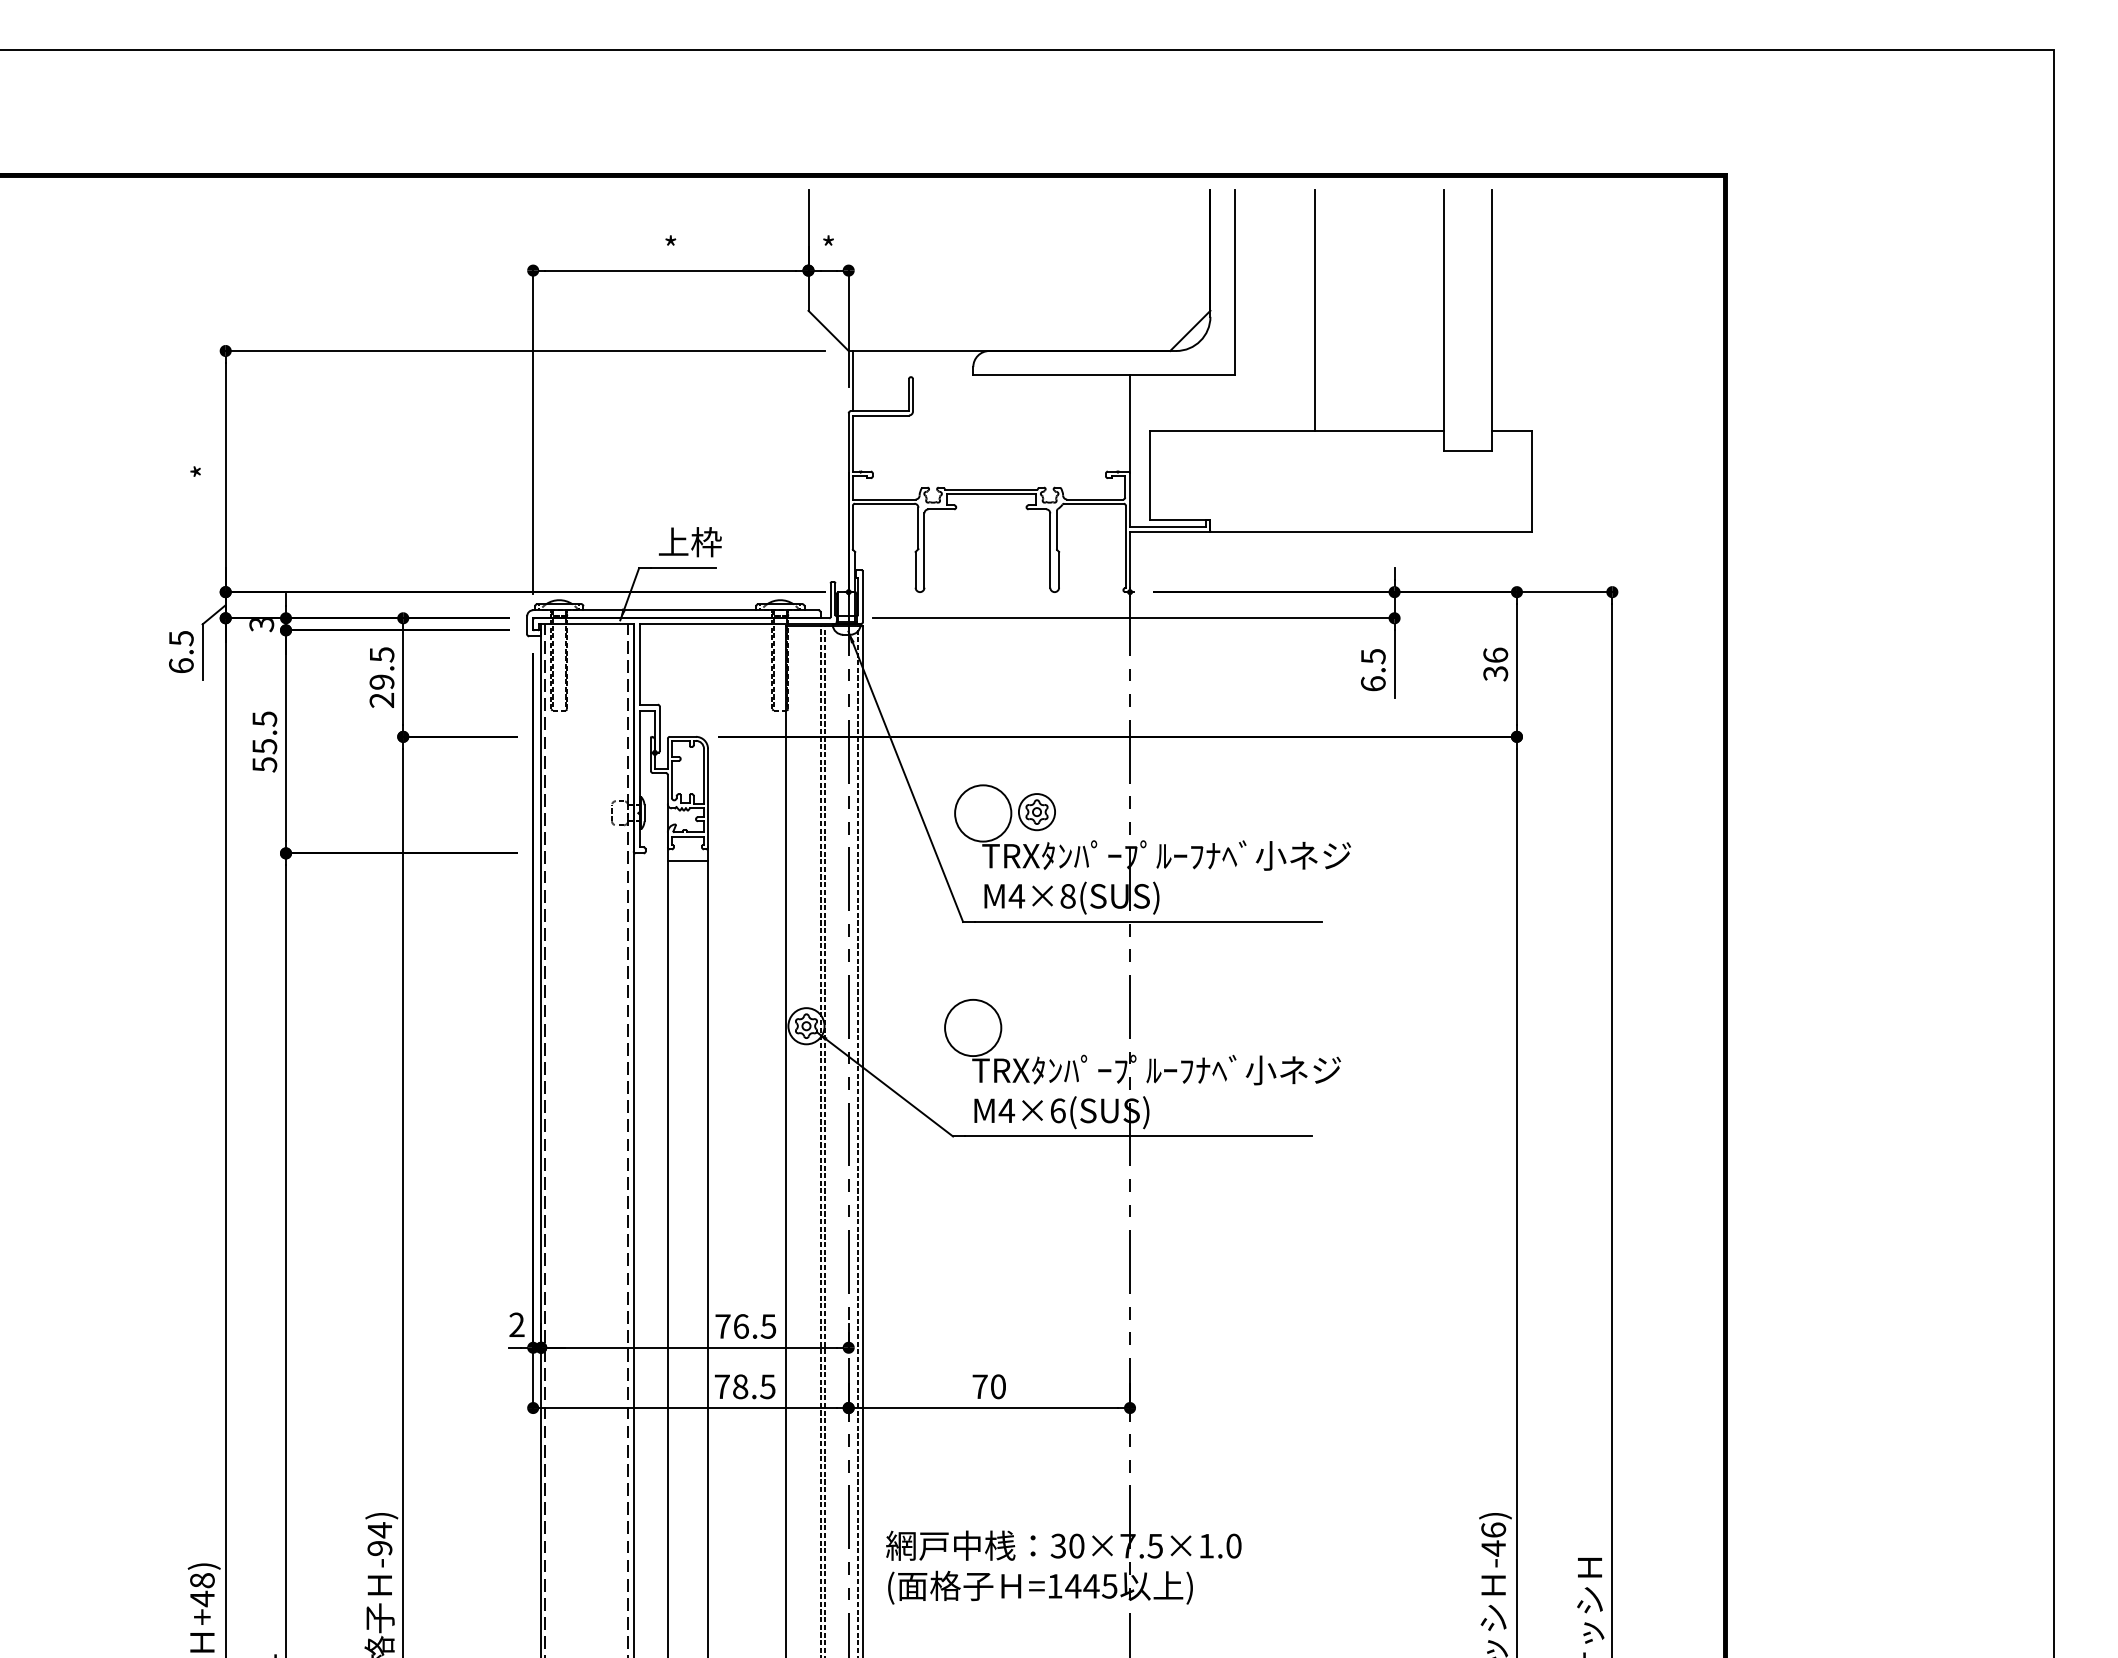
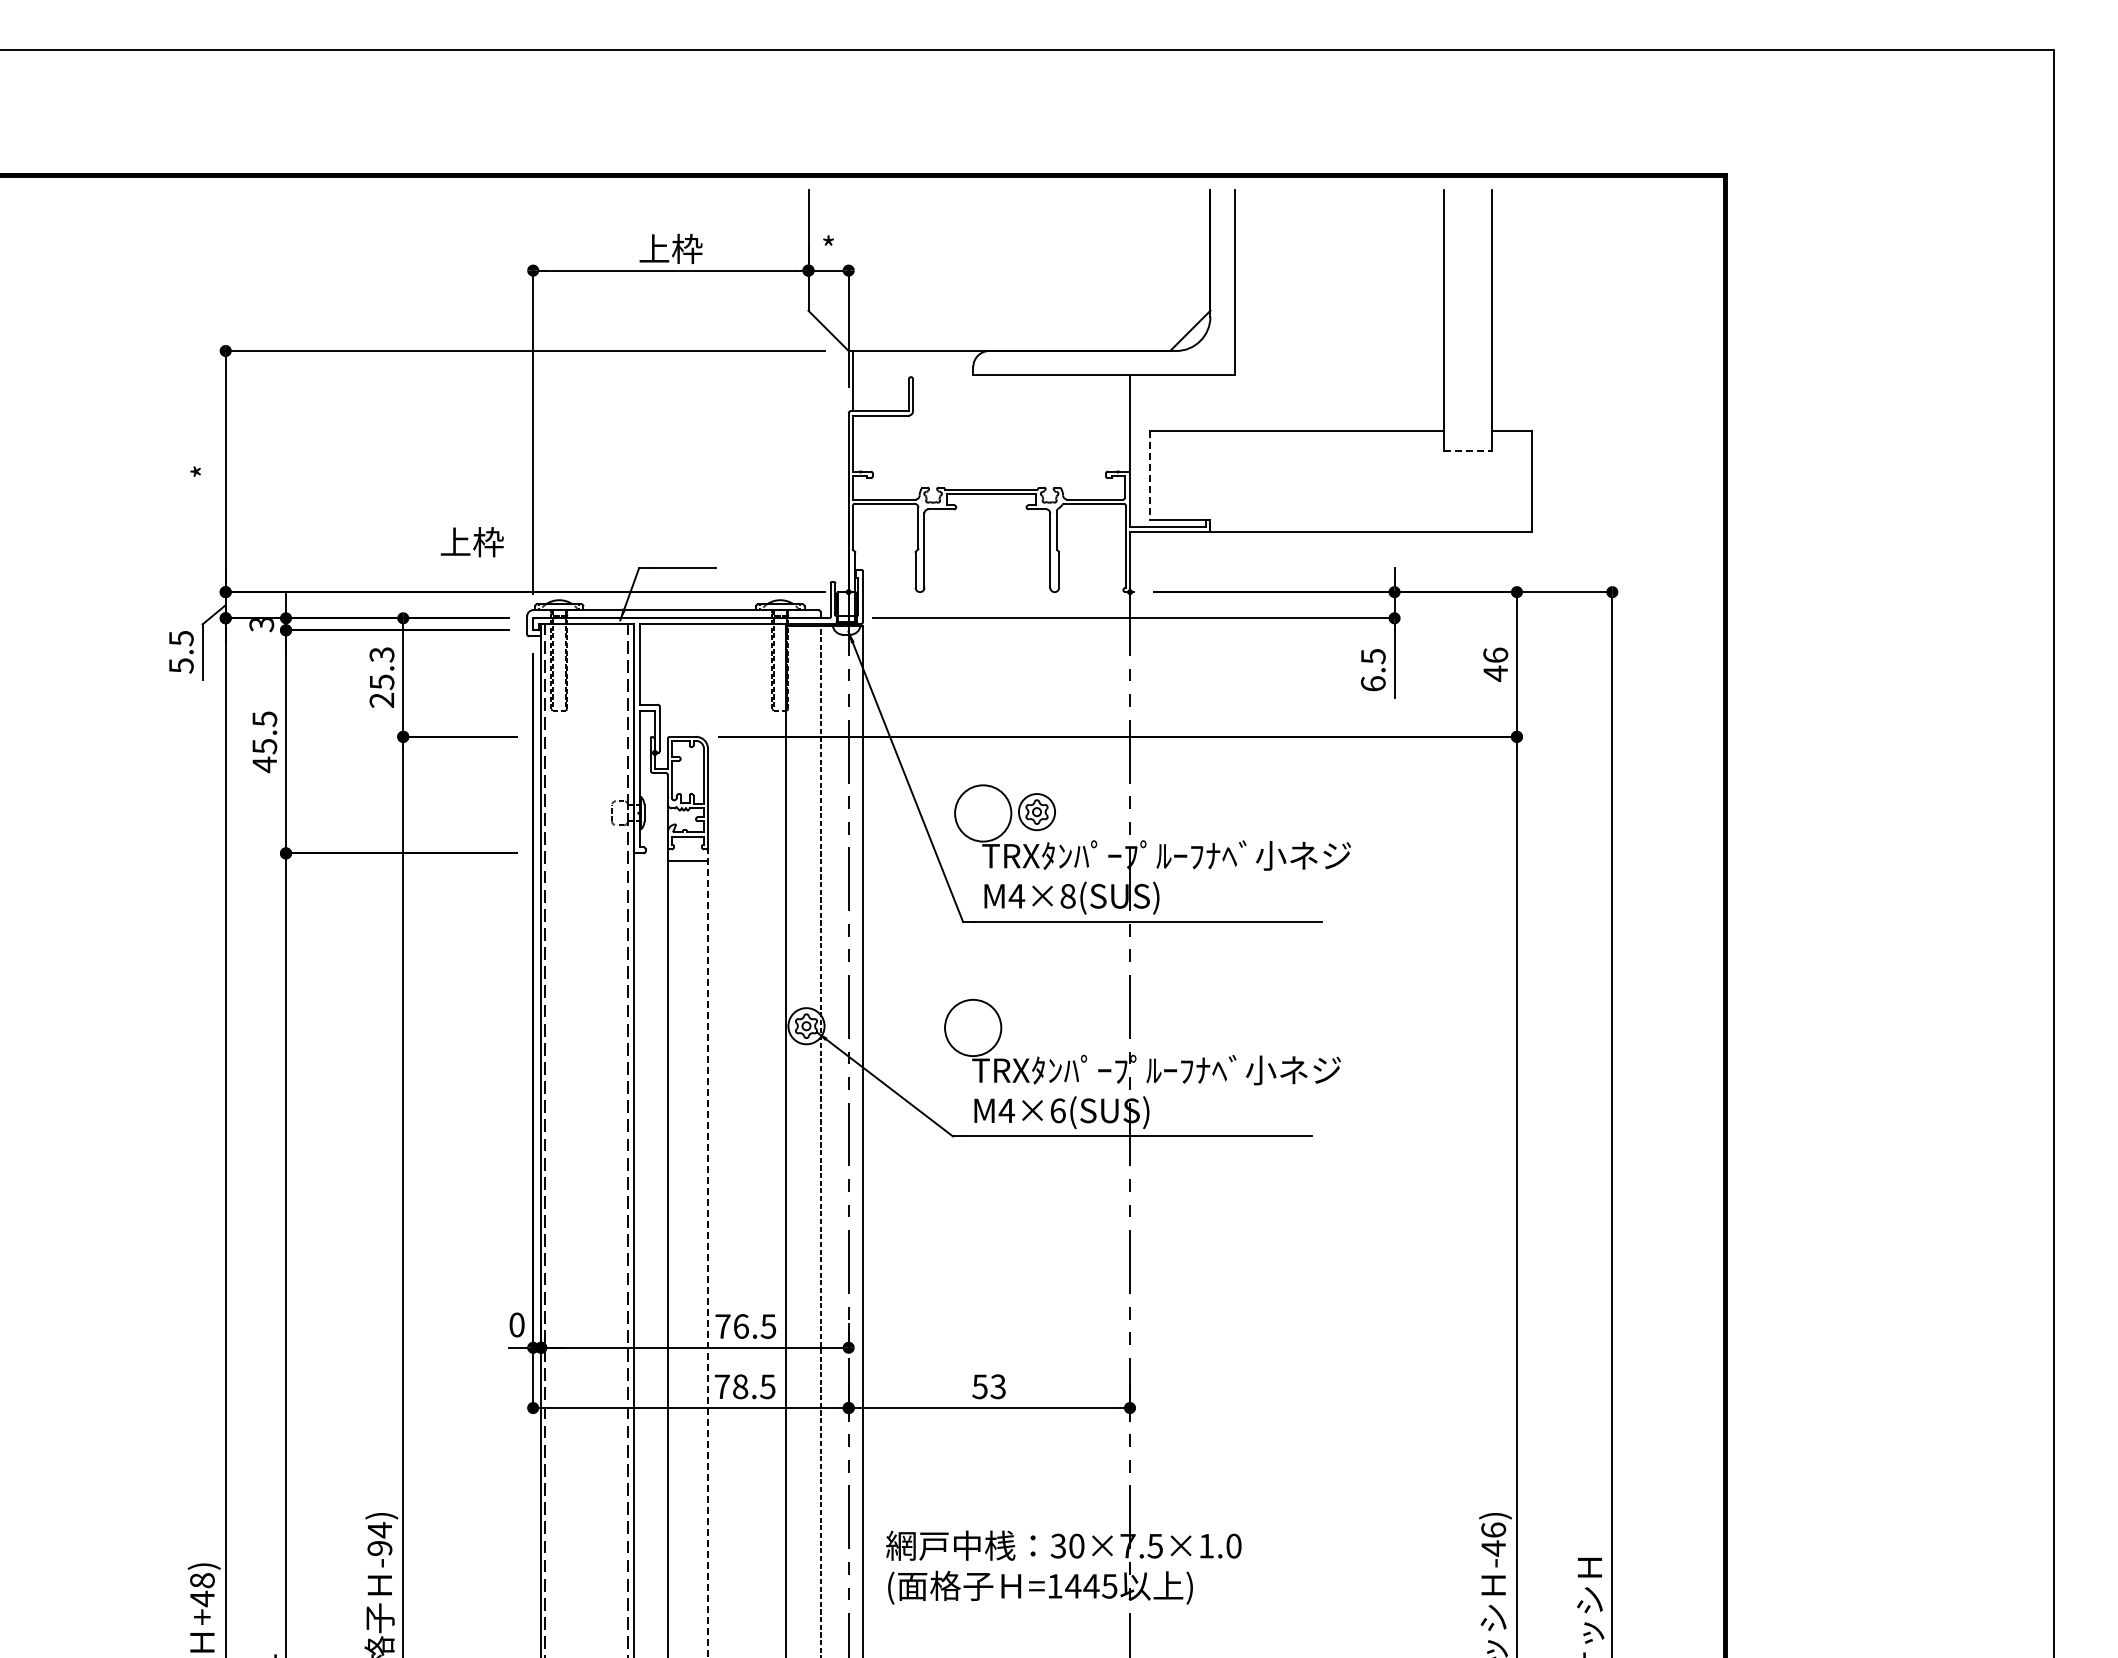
text: * -> 上枠 (670, 248)
line: present -> none (1314, 310)
line: solid -> dashed (1468, 451)
line: solid -> dashed (1150, 476)
text position: (690, 542) -> (472, 542) (472, 542)
text: 6.5 -> 5.5 (181, 665)
text: 29.5 -> 25.3 (381, 668)
text: 36 -> 46 (1495, 673)
text: 55.5 -> 45.5 (264, 764)
line: present -> none (824, 1140)
line: present -> none (857, 1140)
line: solid -> dashed (708, 1252)
text: 2 -> 0 (516, 1324)
text: 70 -> 53 (988, 1386)
